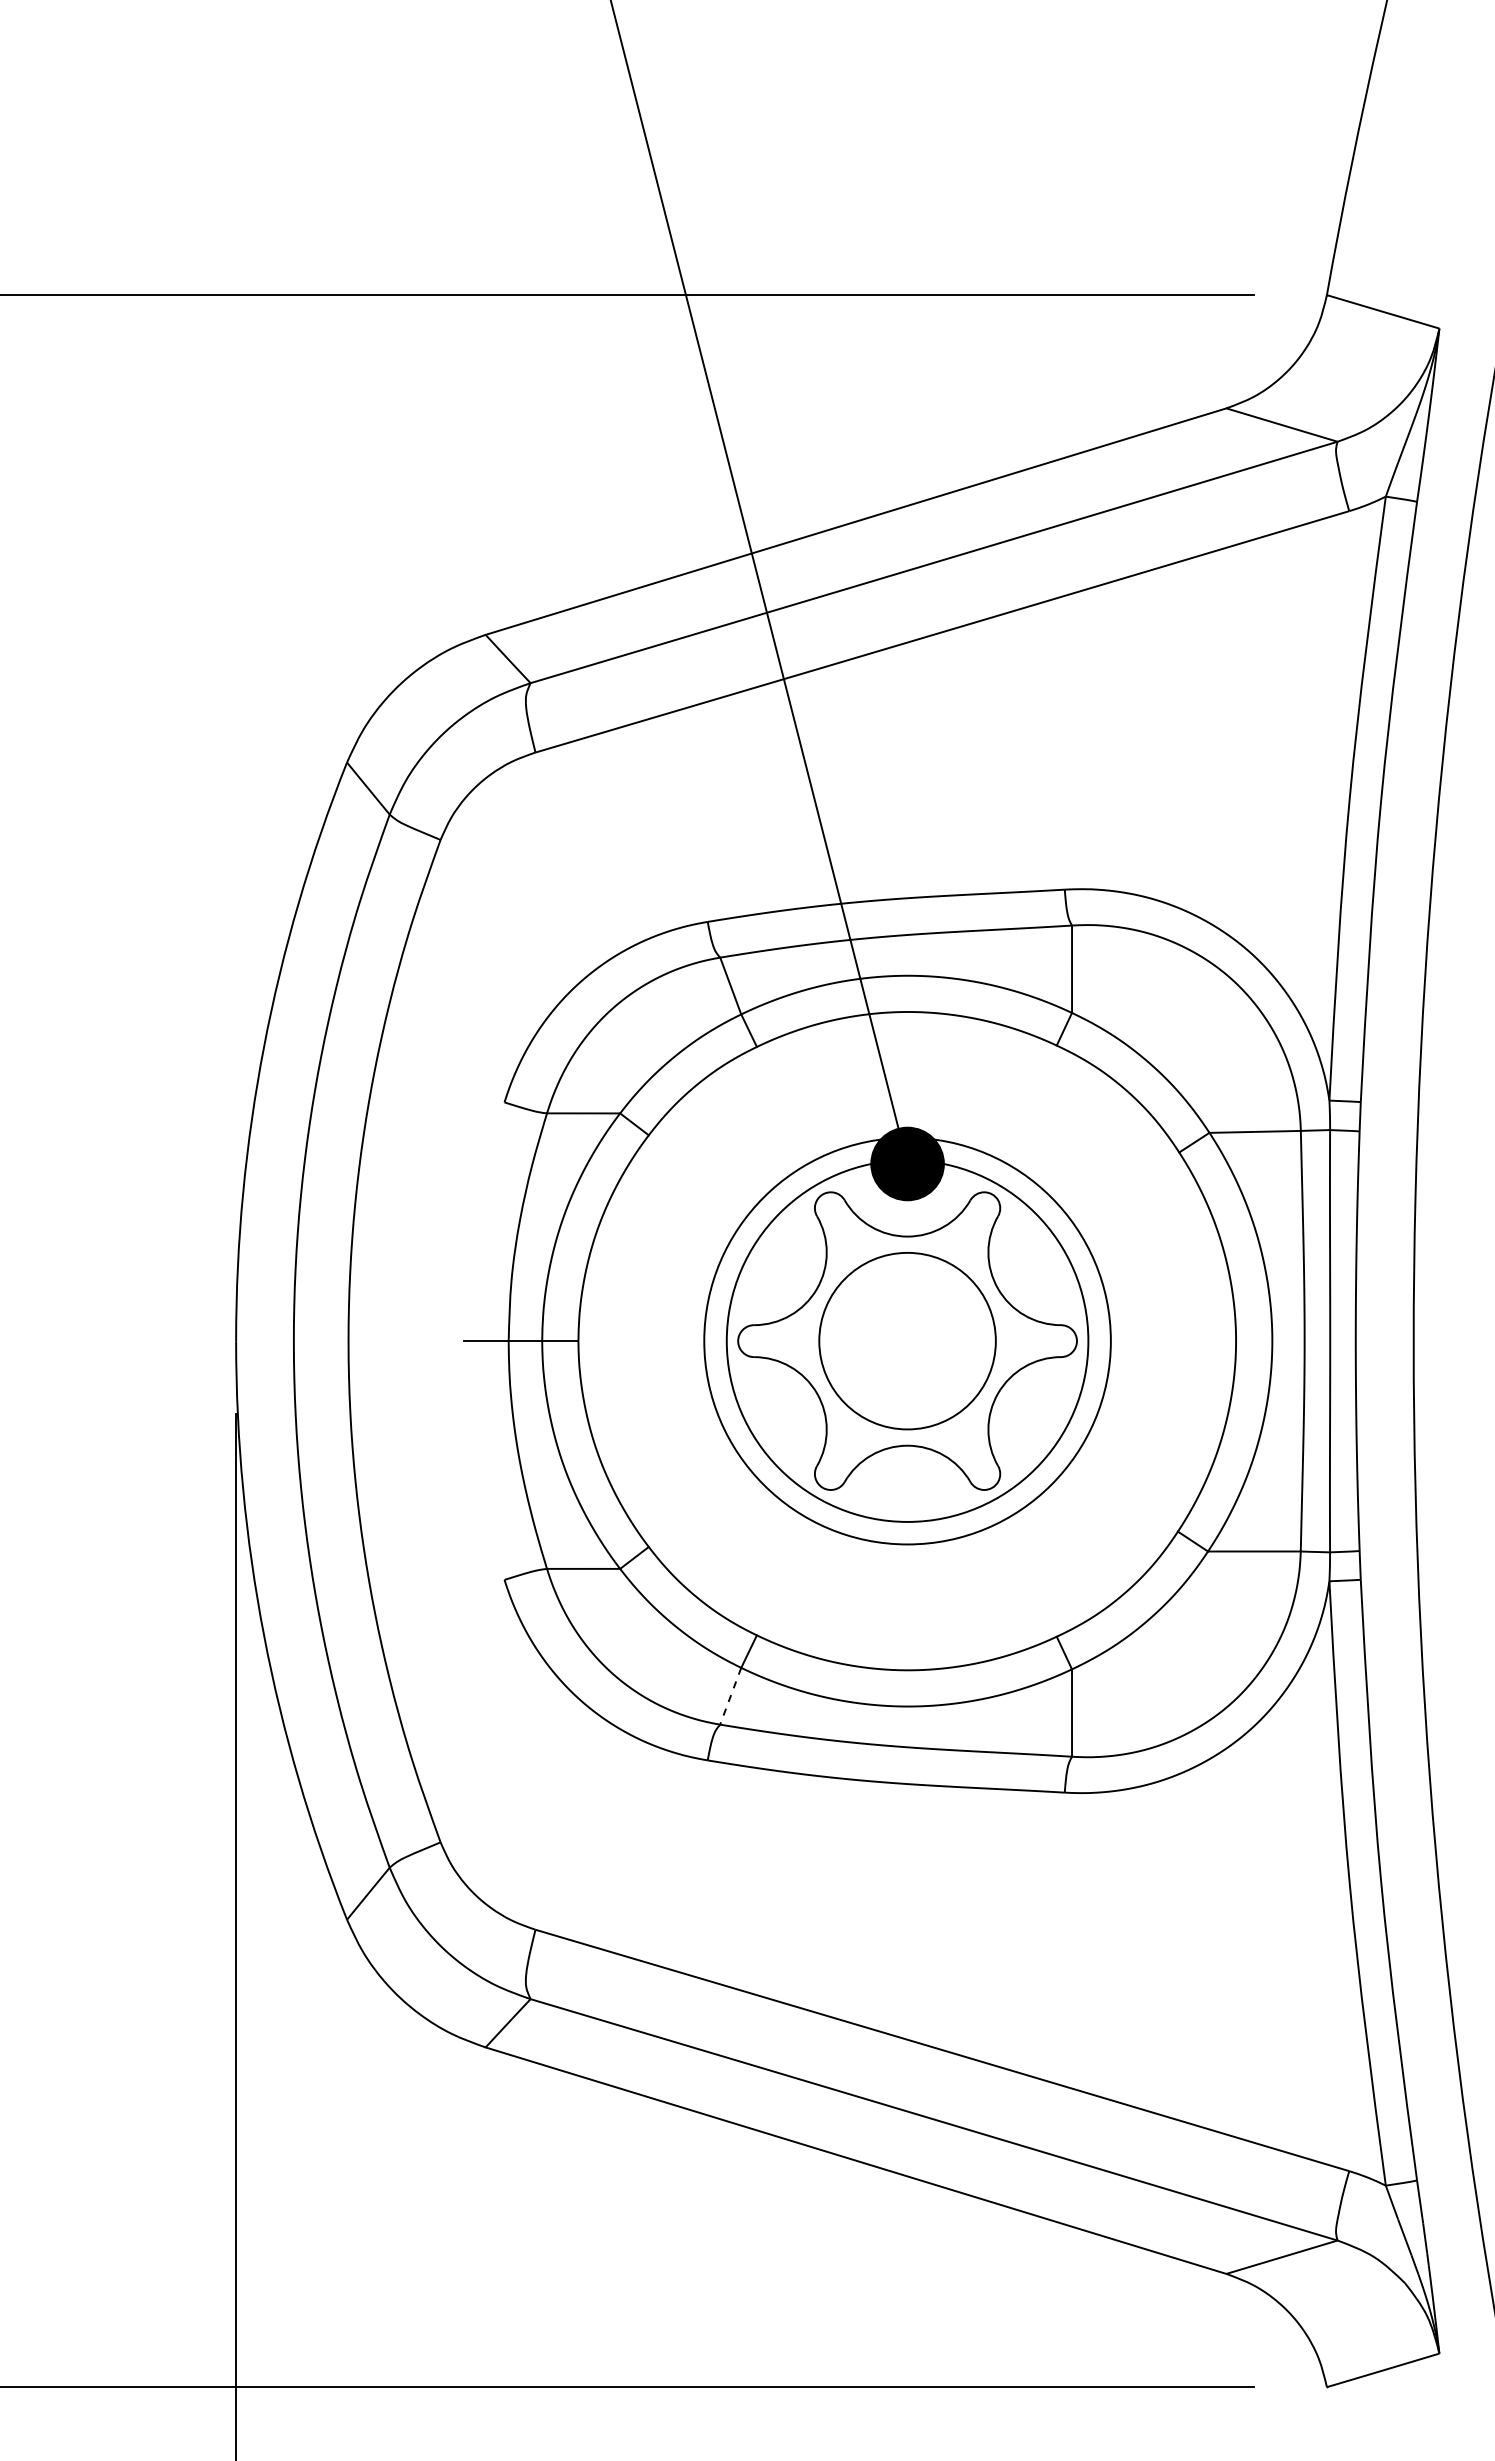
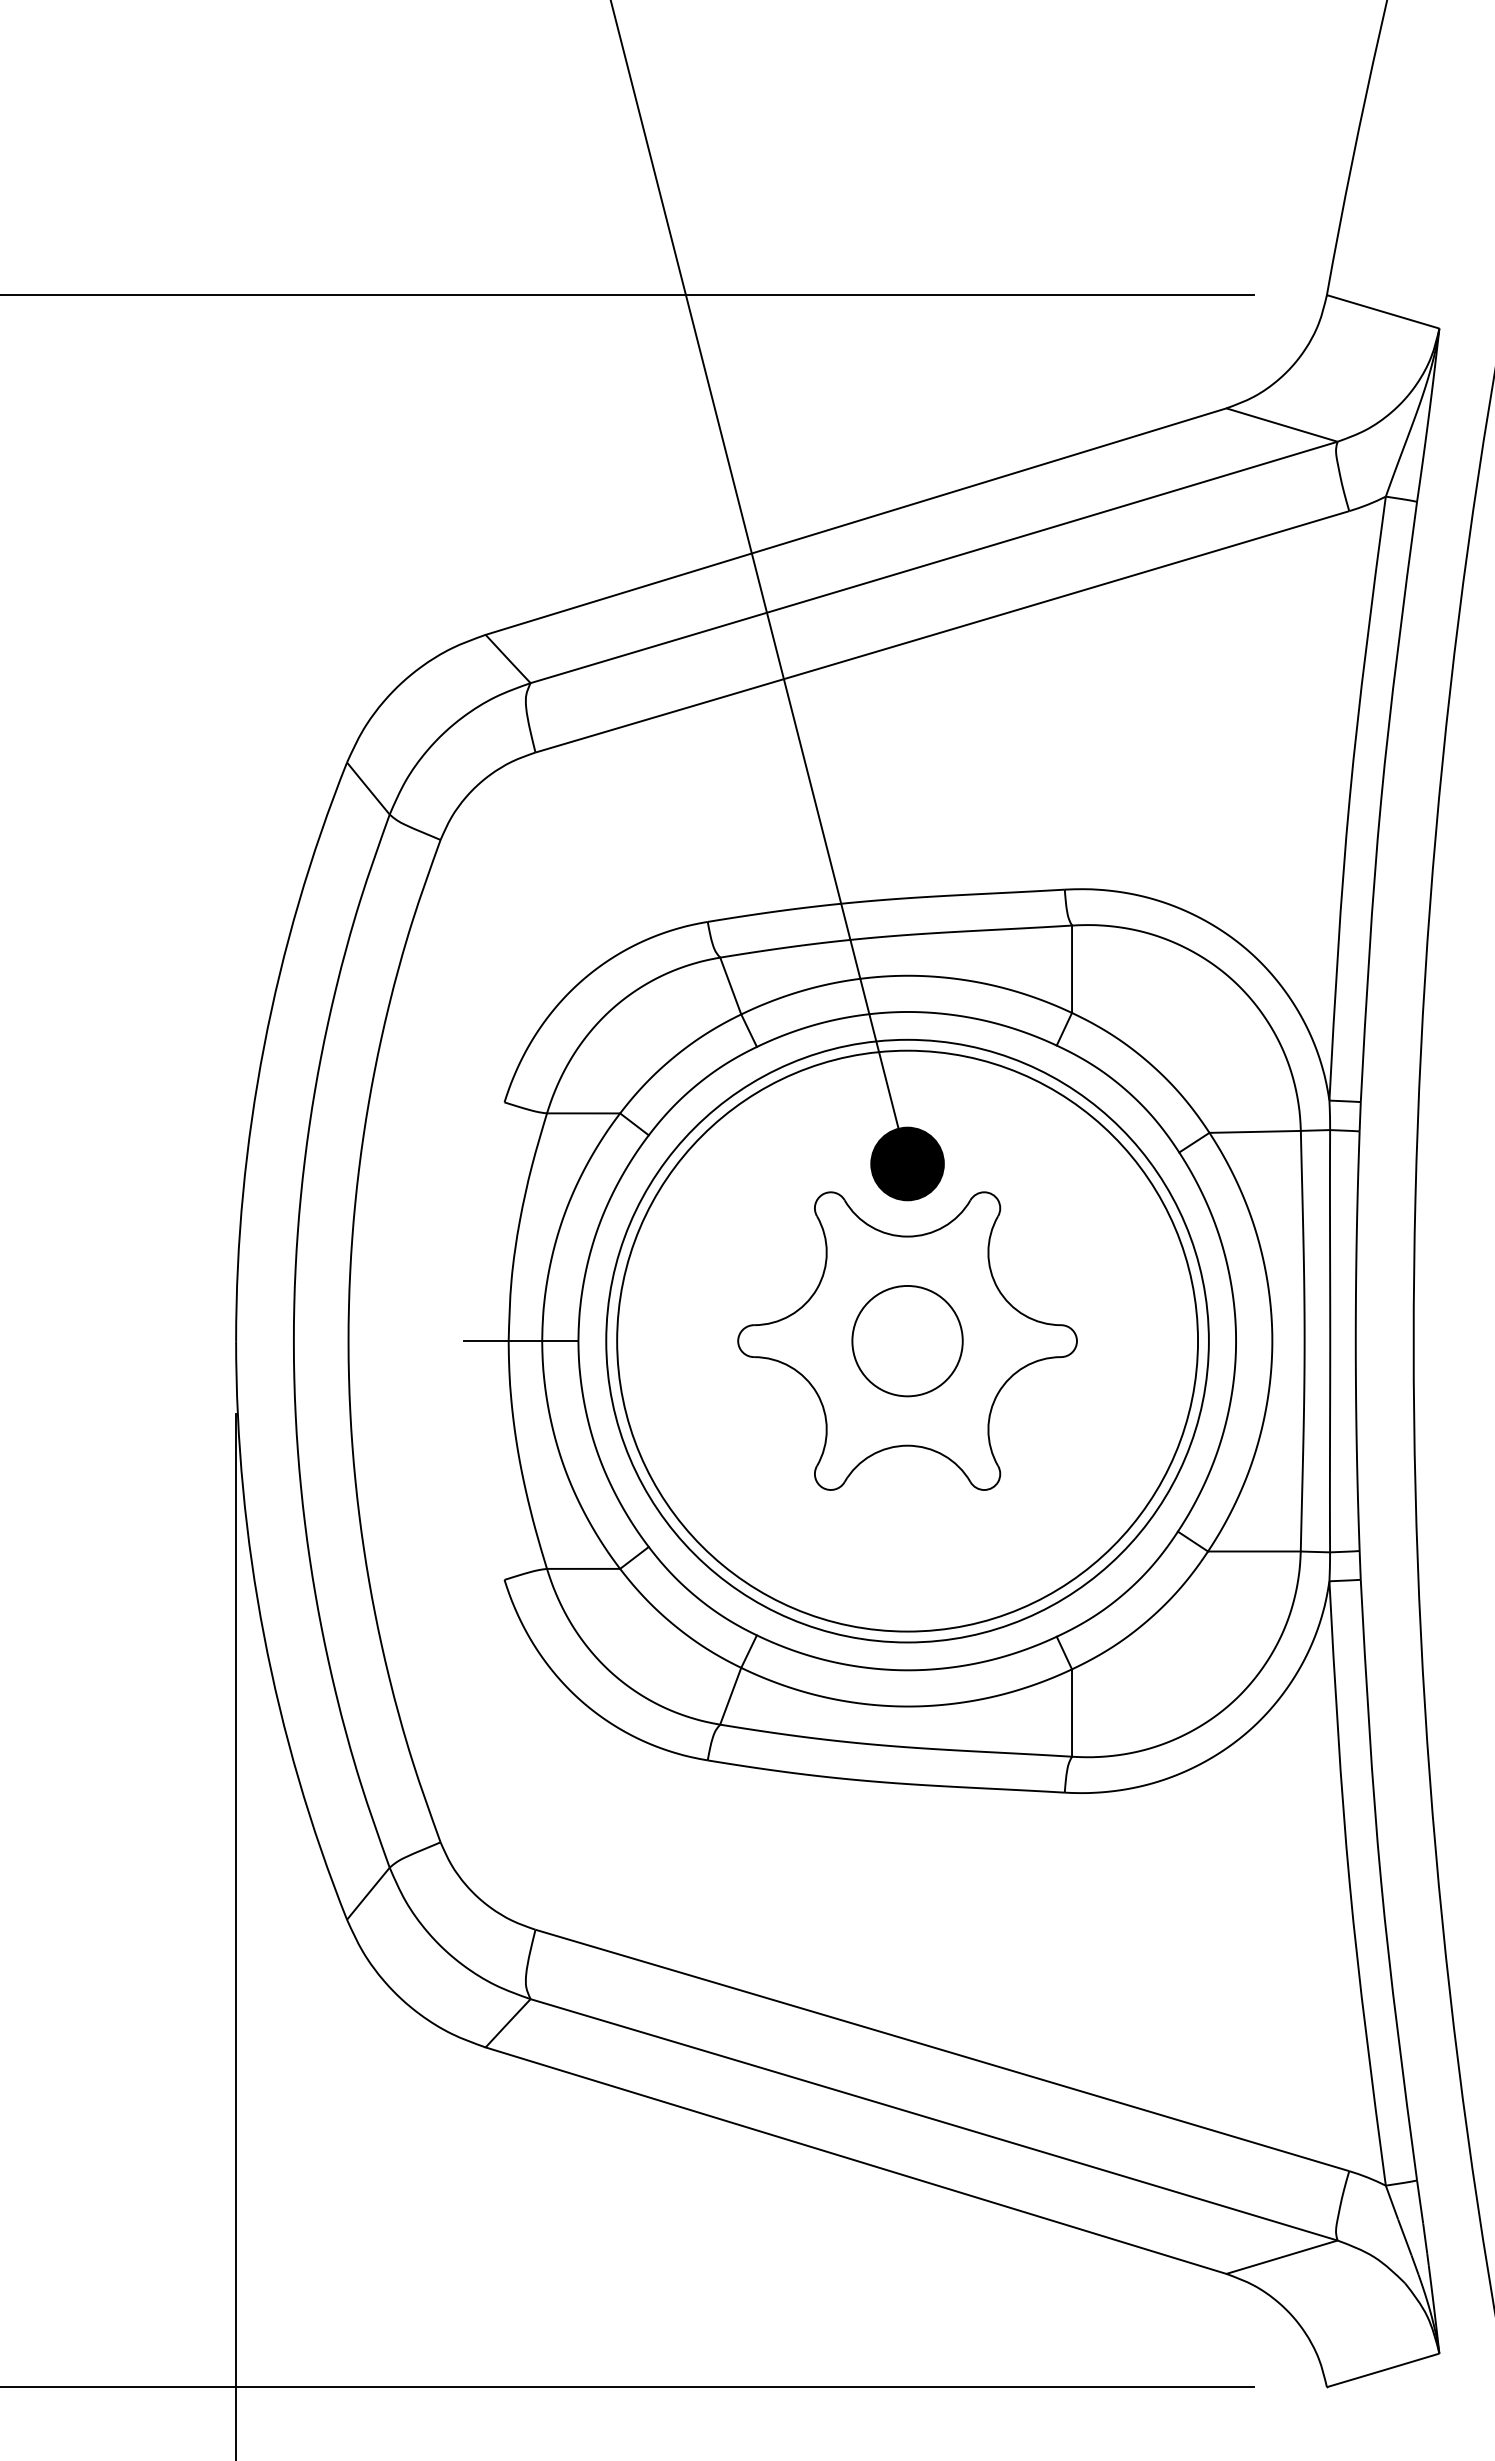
circle diameter: 177 px -> 110 px (907, 1340)
circle diameter: 362 px -> 603 px (907, 1340)
circle diameter: 407 px -> 581 px (907, 1340)
line: dashed -> solid (730, 1696)
